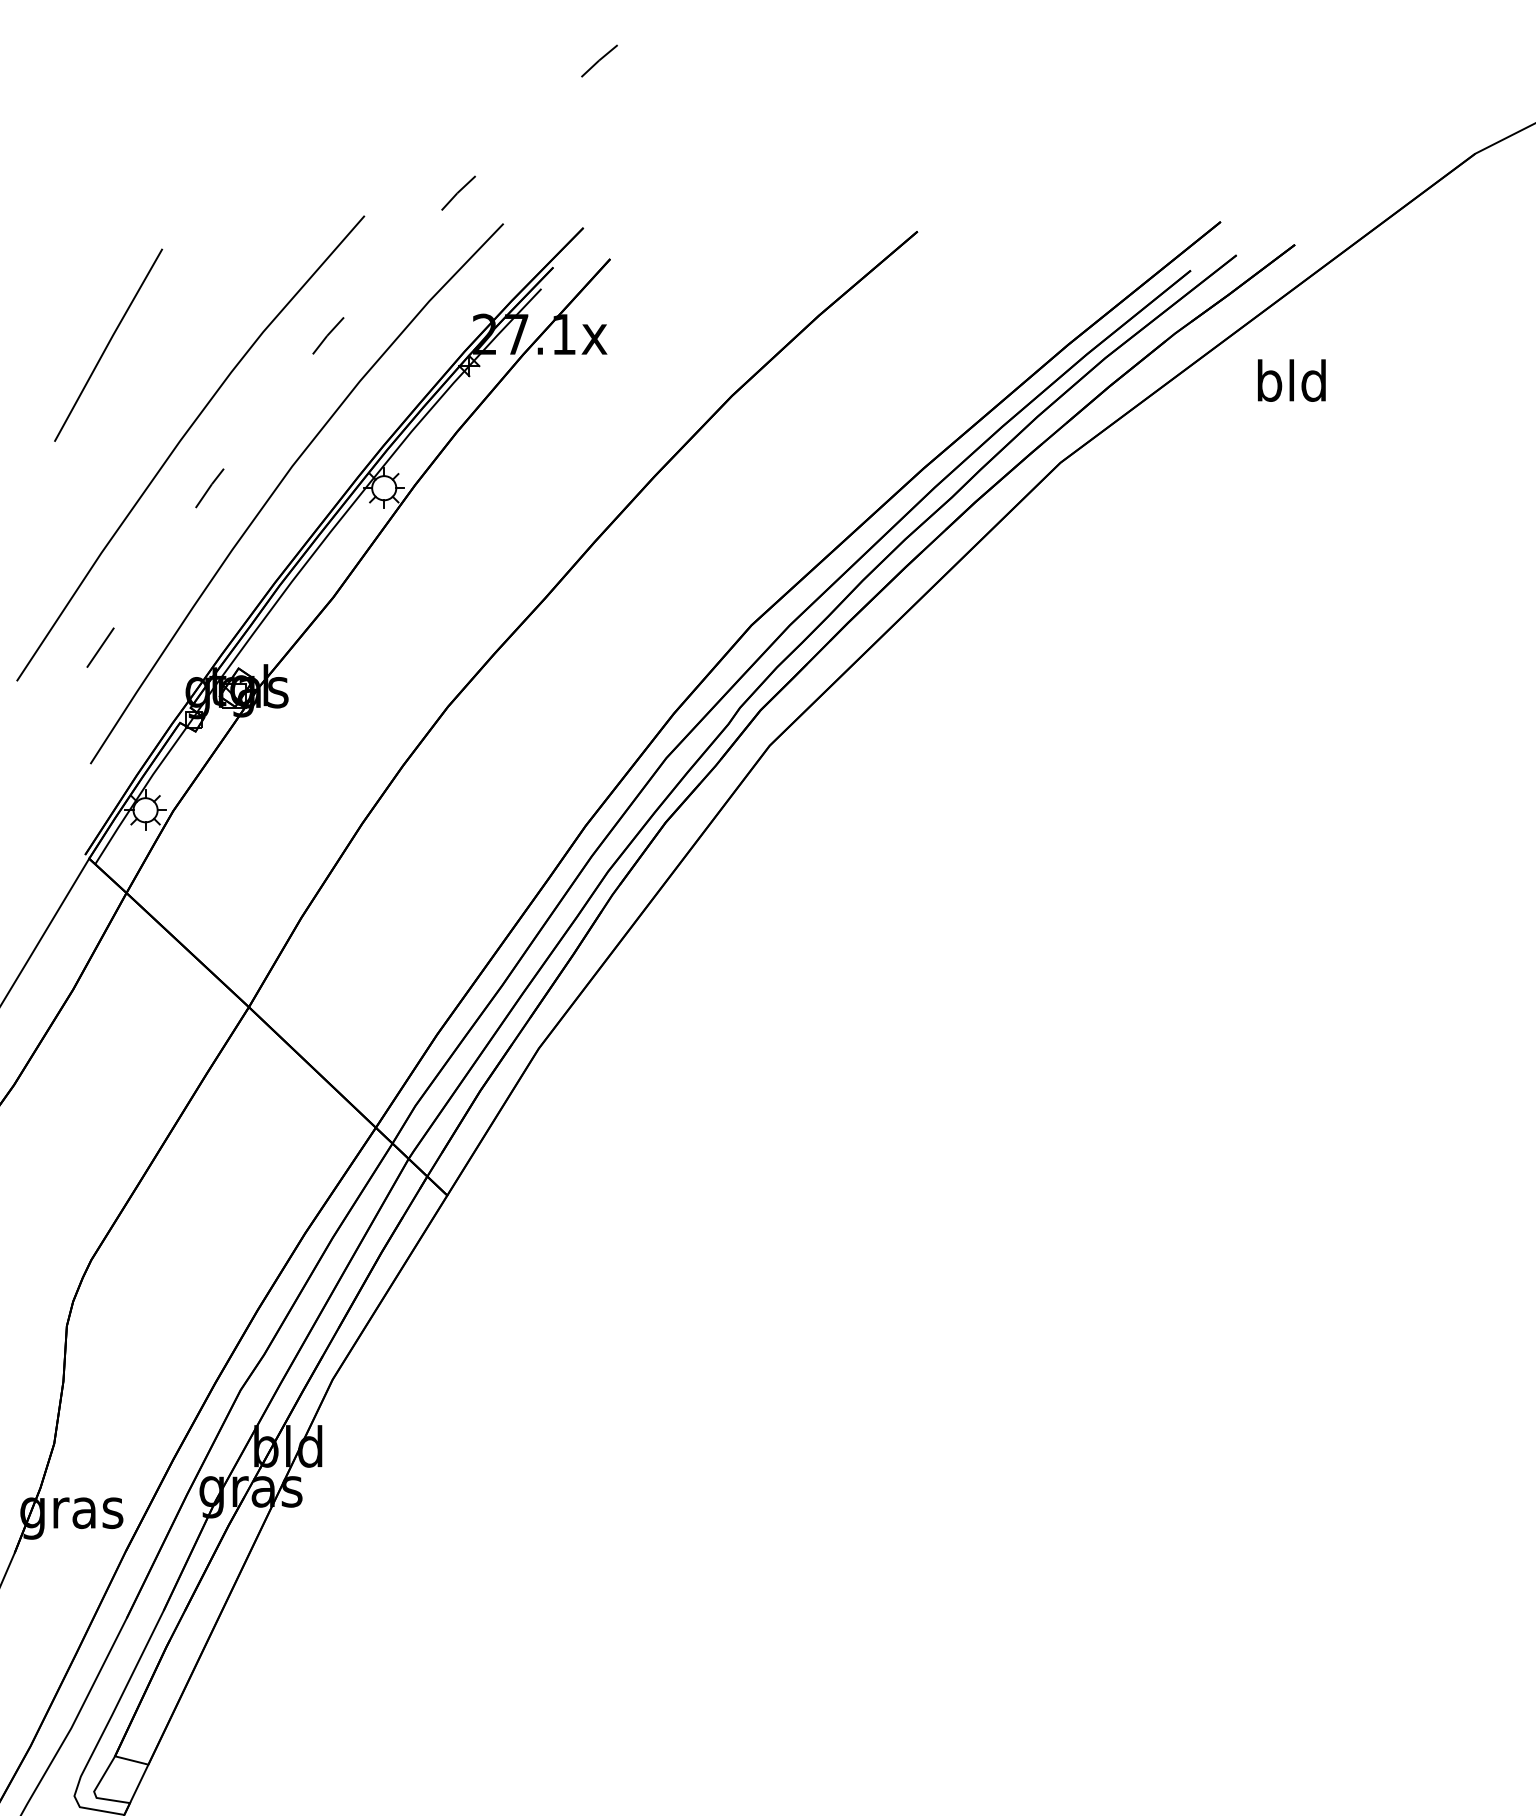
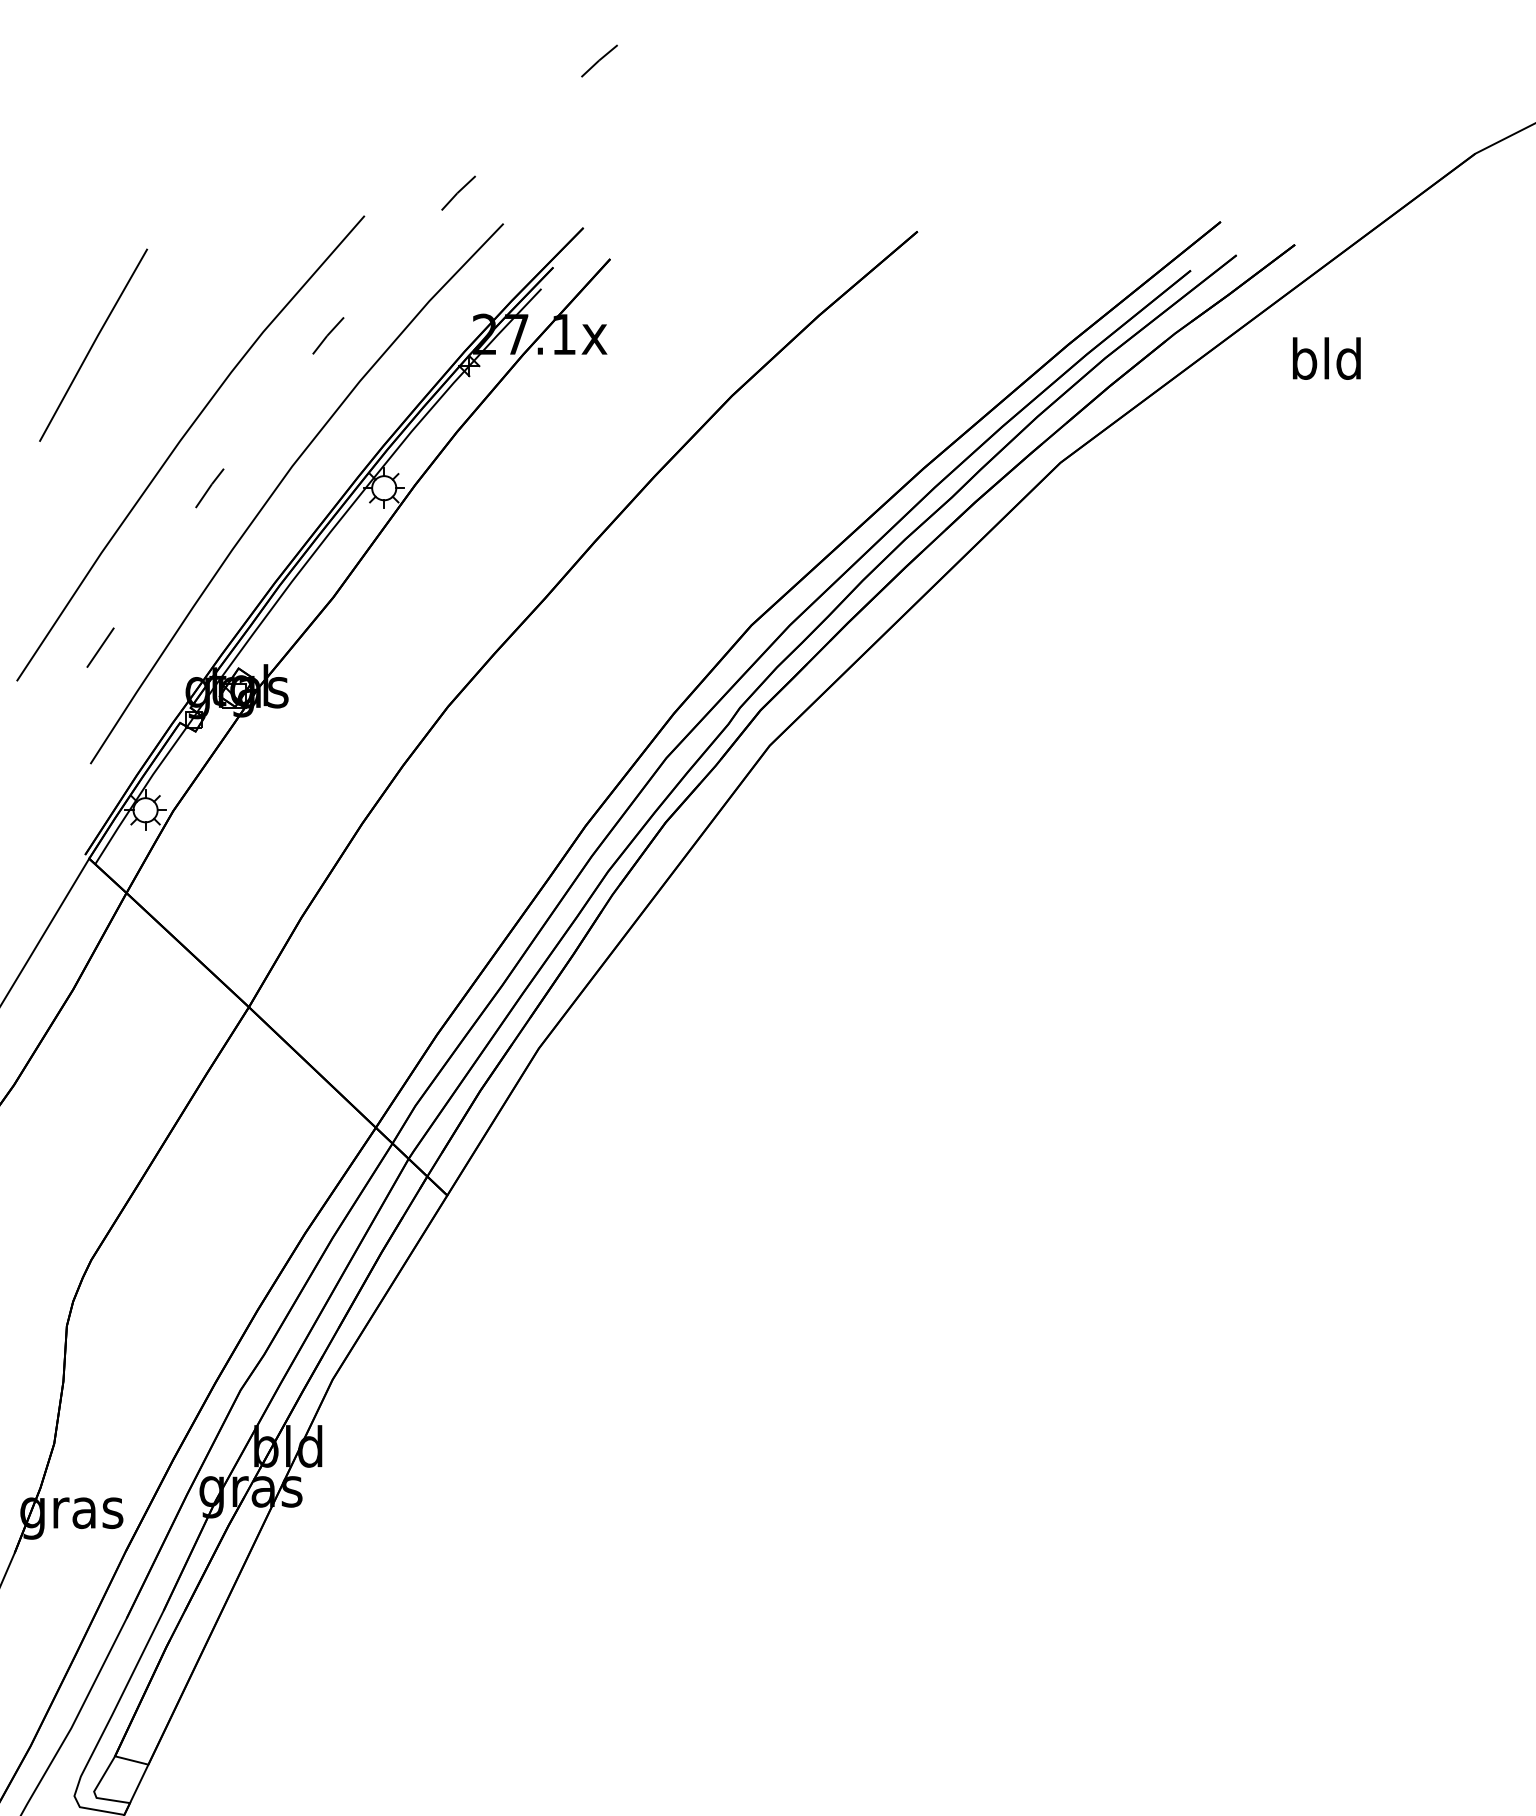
line position: (108, 344) -> (93, 344) (93, 344)
text position: (1291, 380) -> (1326, 358) (1326, 358)
